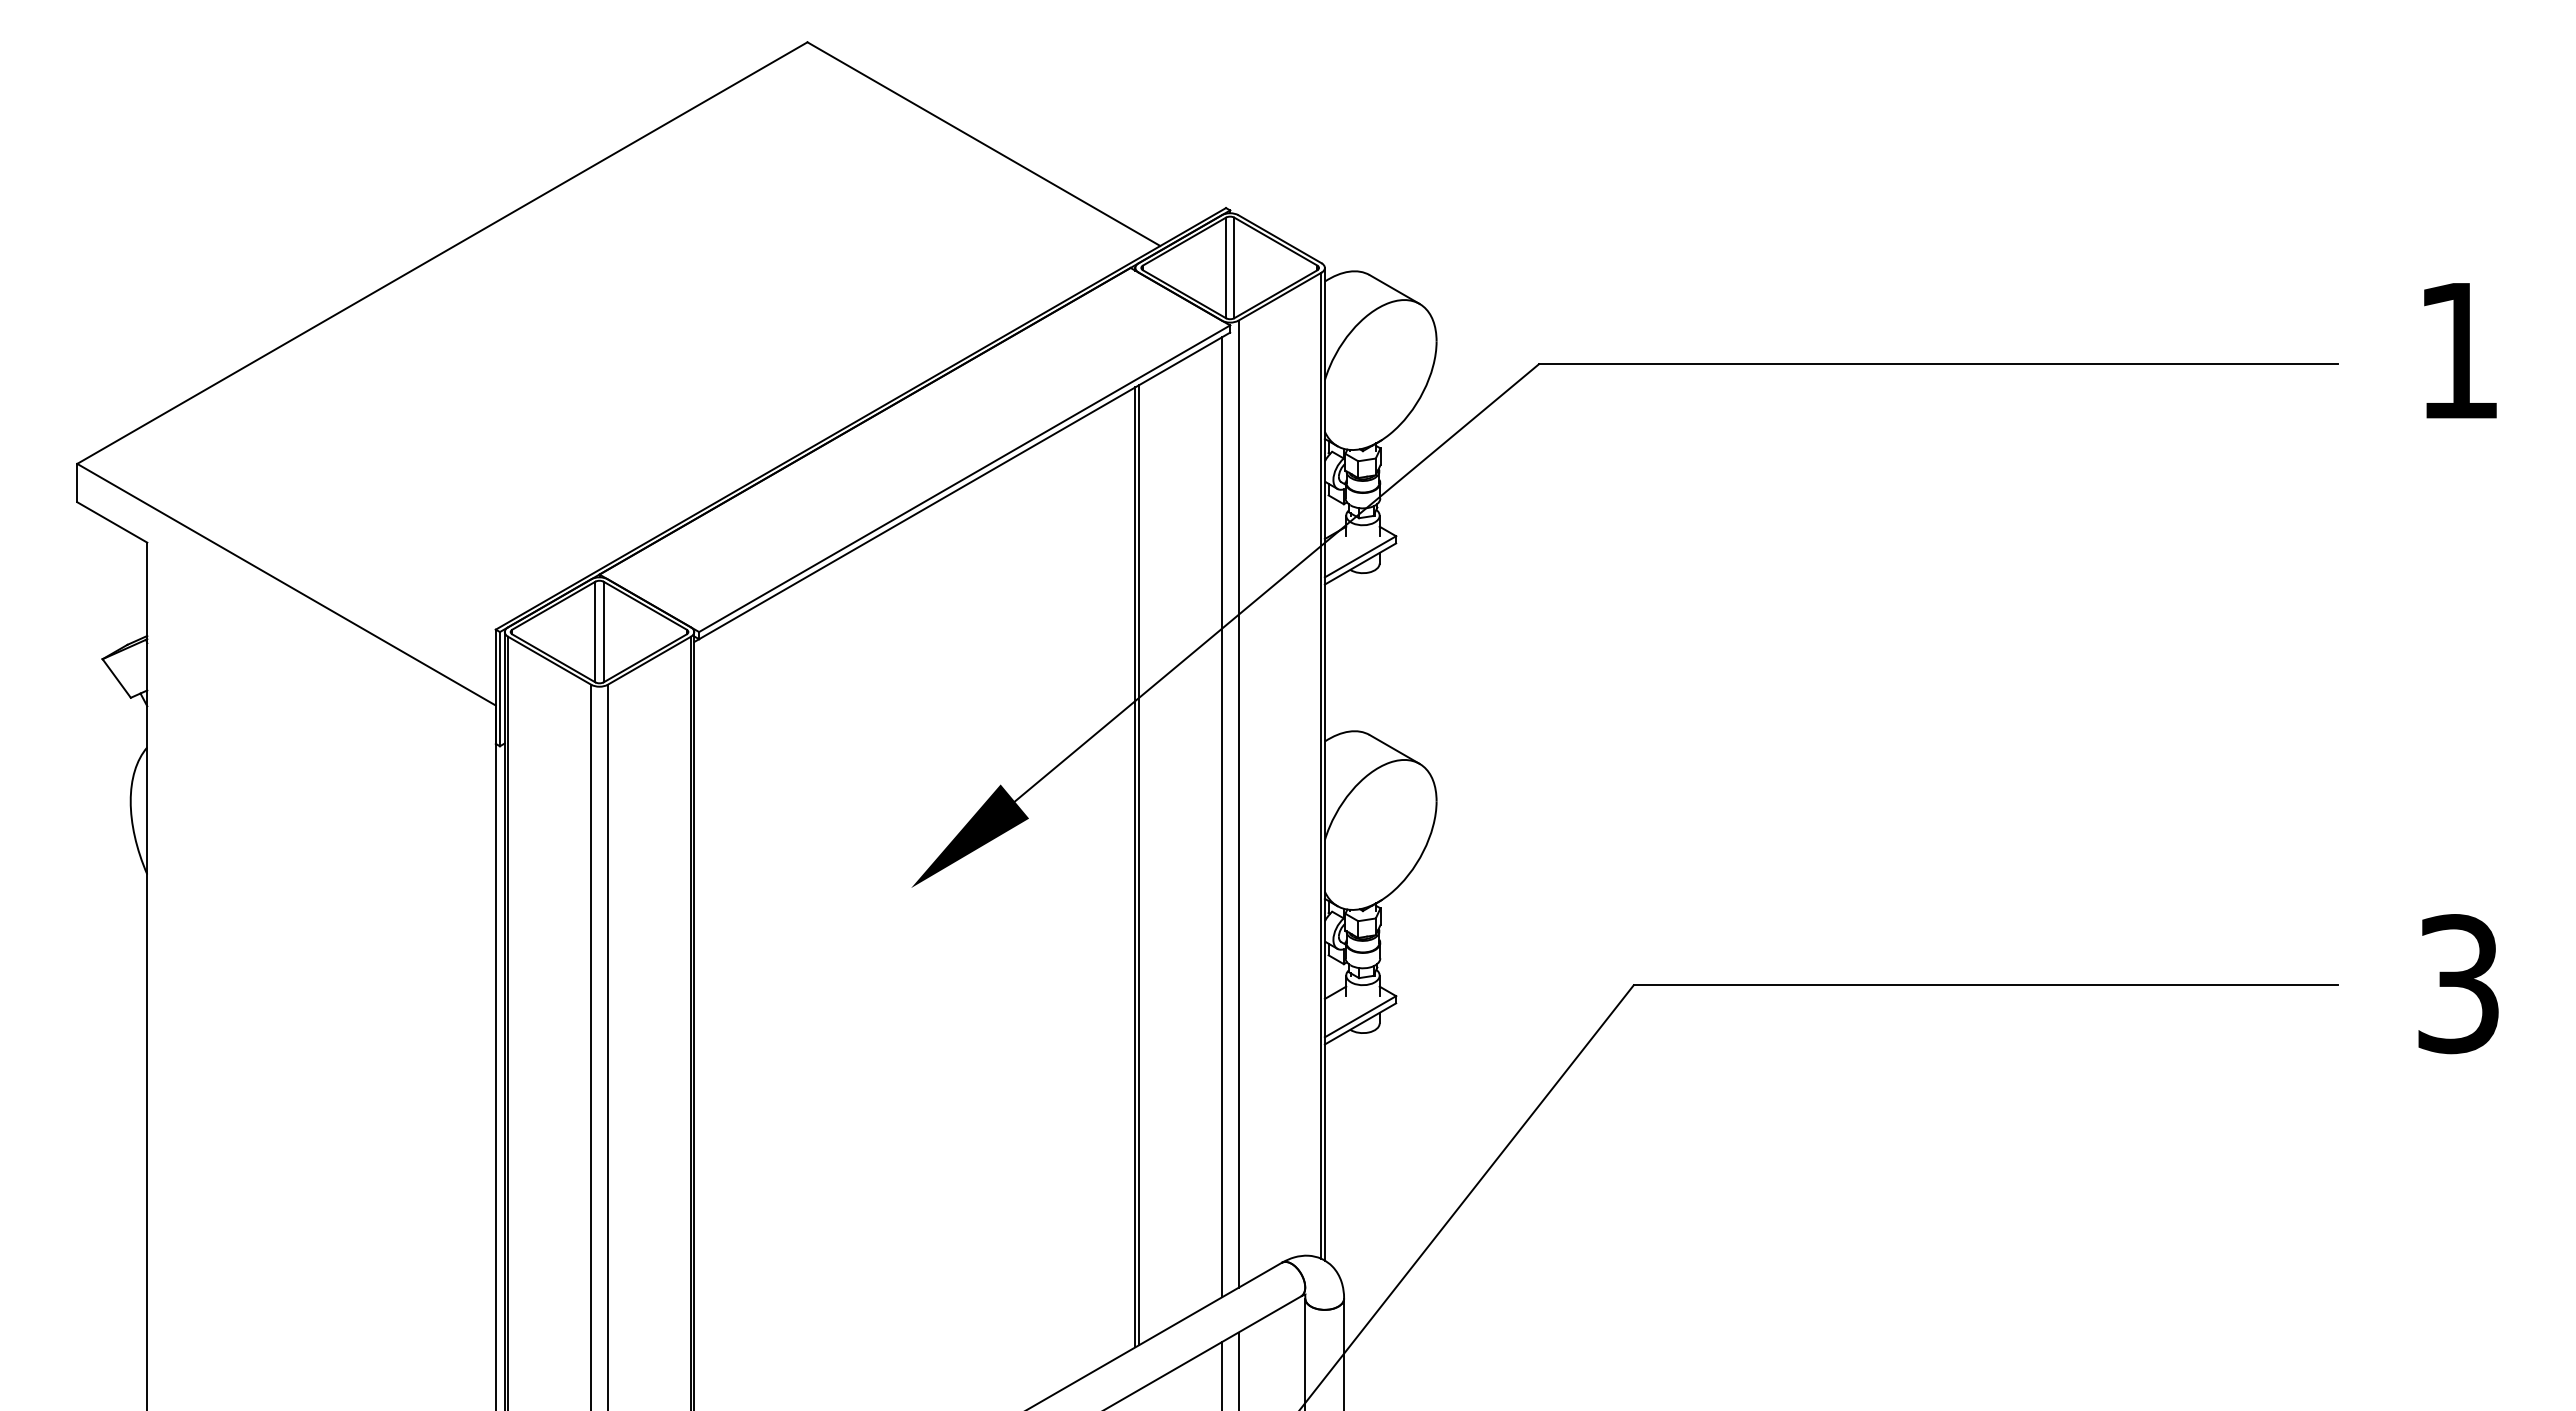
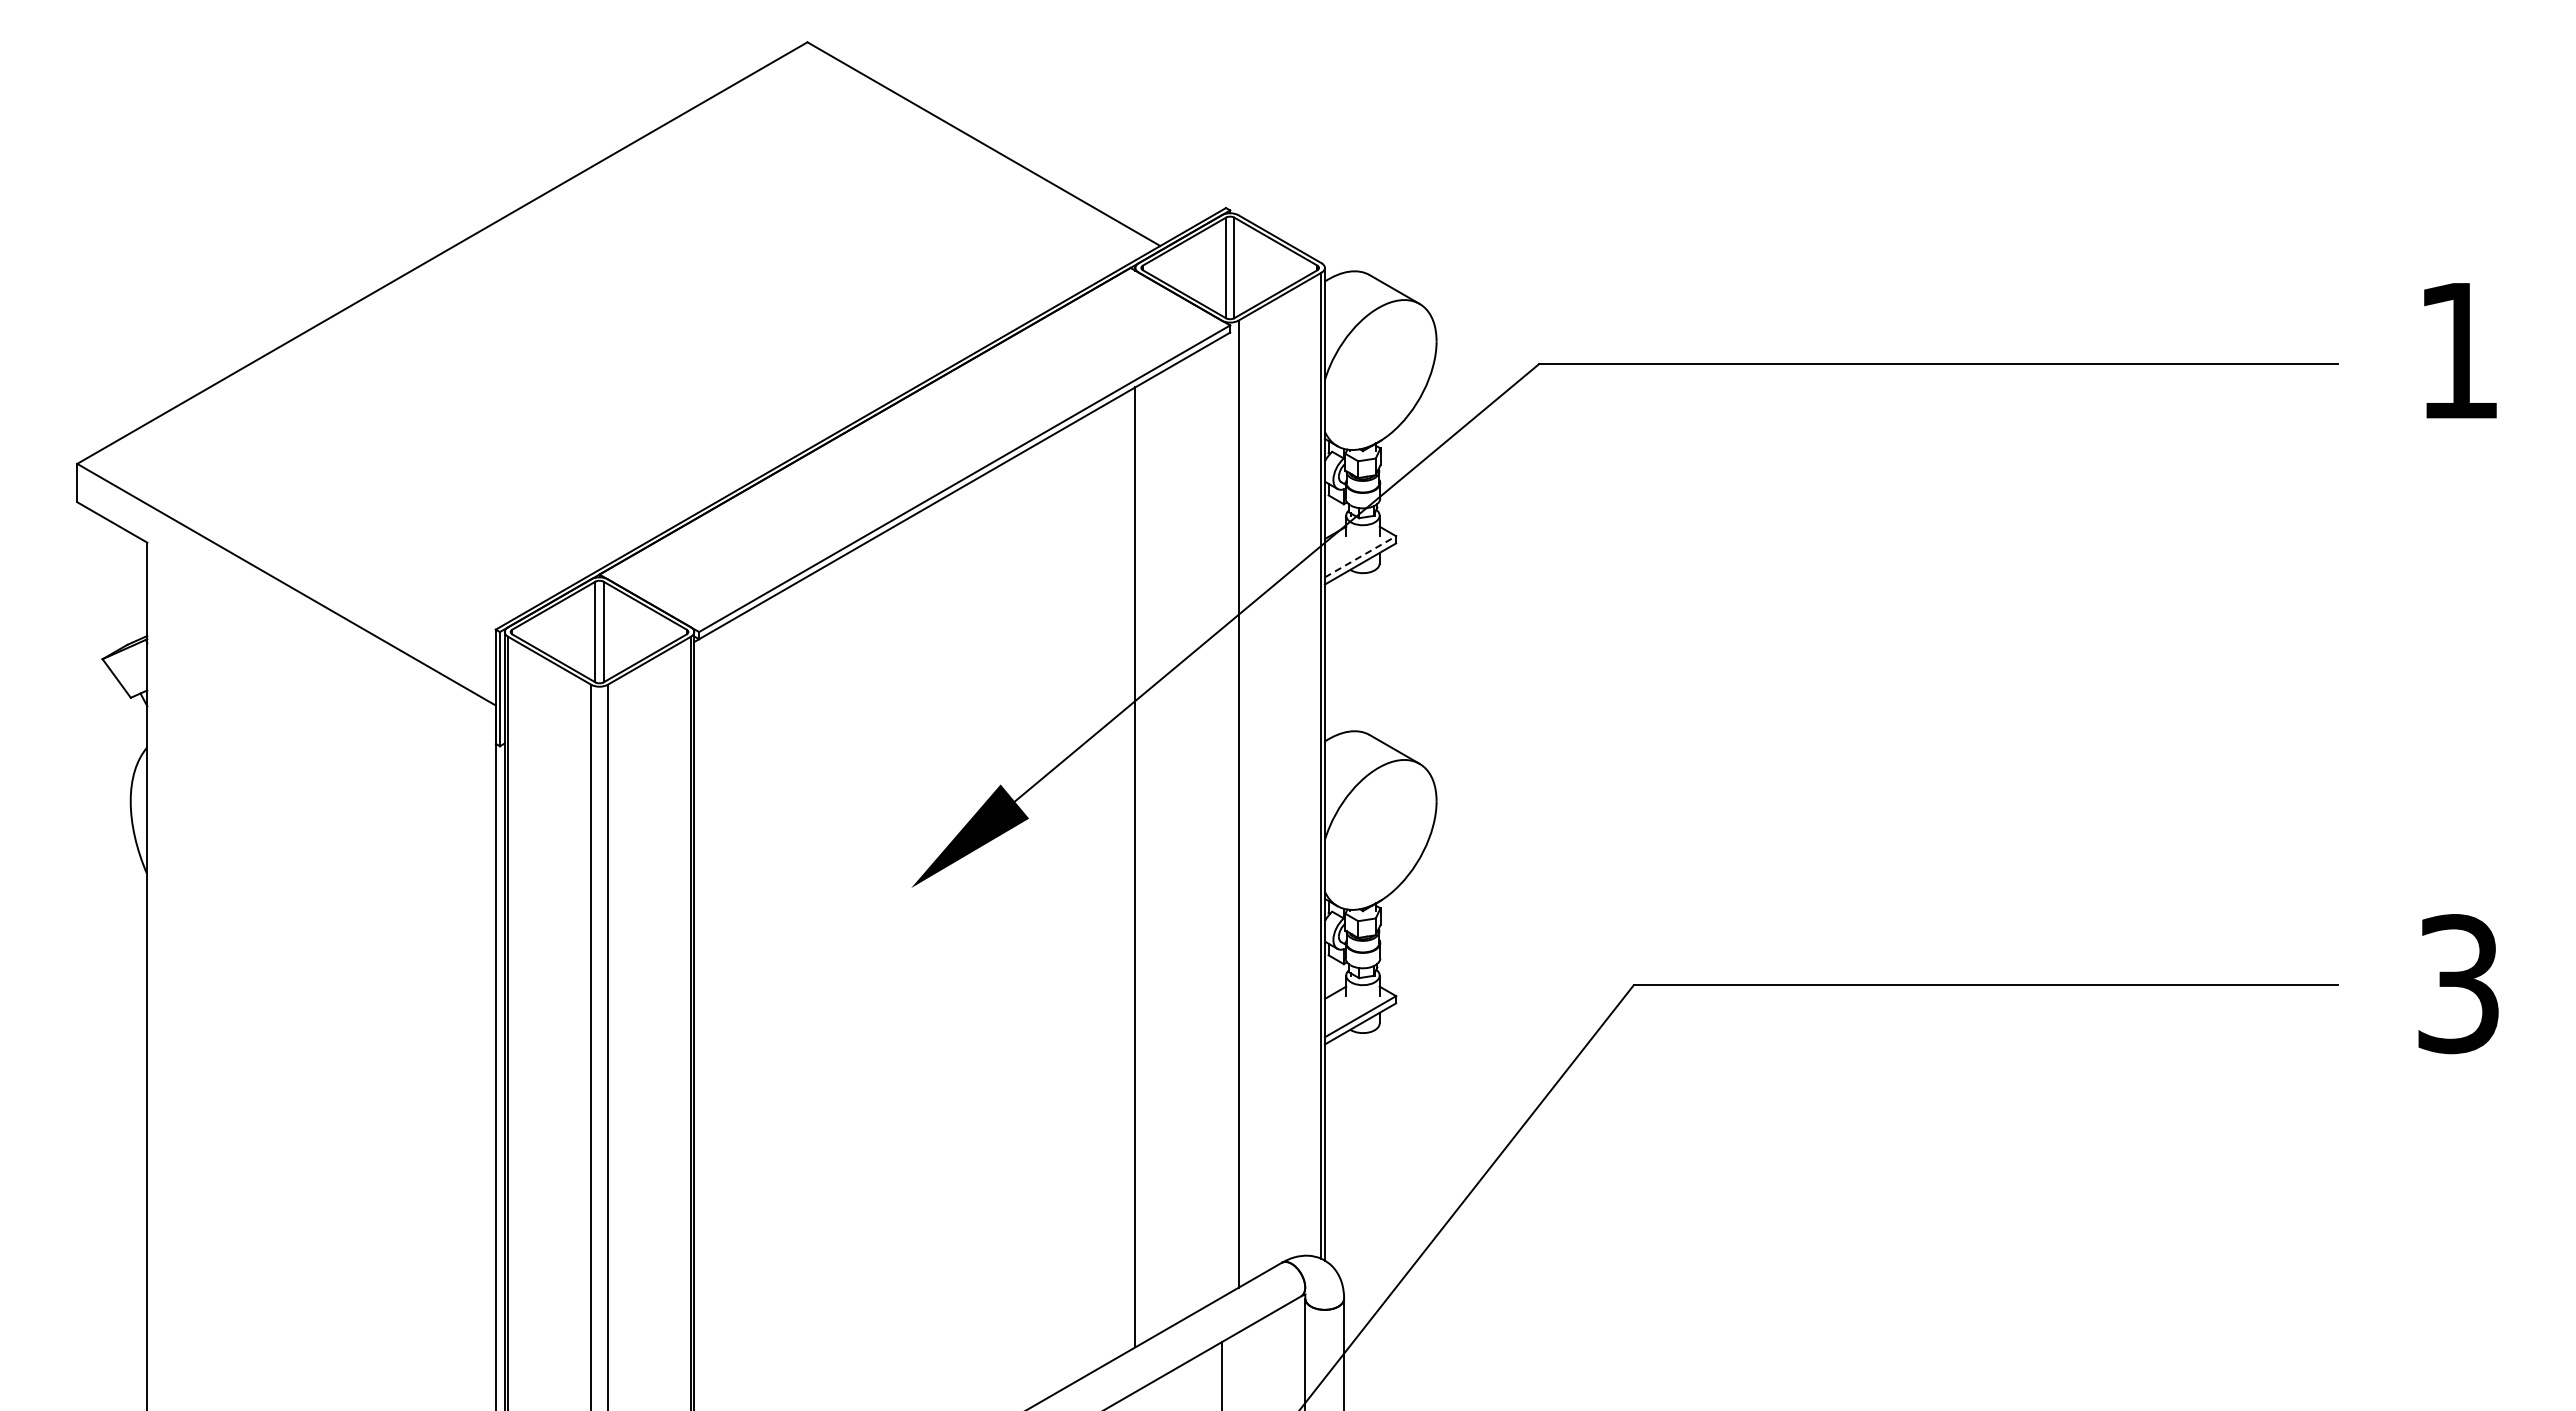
line: solid -> dashed (1360, 556)
line: present -> none (1221, 817)
line: present -> none (1138, 865)
line: present -> none (1238, 1369)
